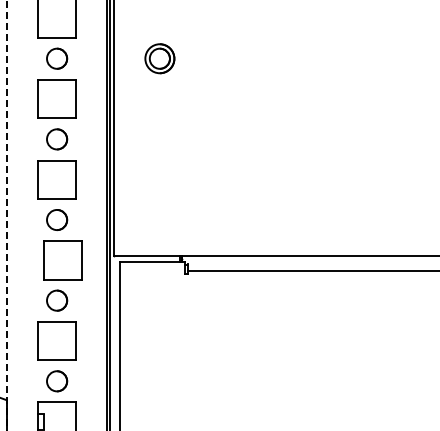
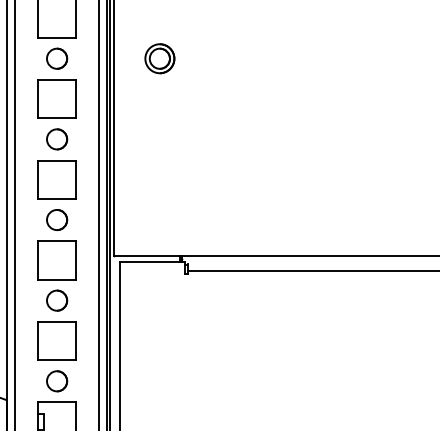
line: none -> present (15, 214)
line: none -> present (99, 214)
line: dashed -> solid (6, 215)
part position: (62, 260) -> (56, 260) (56, 260)
